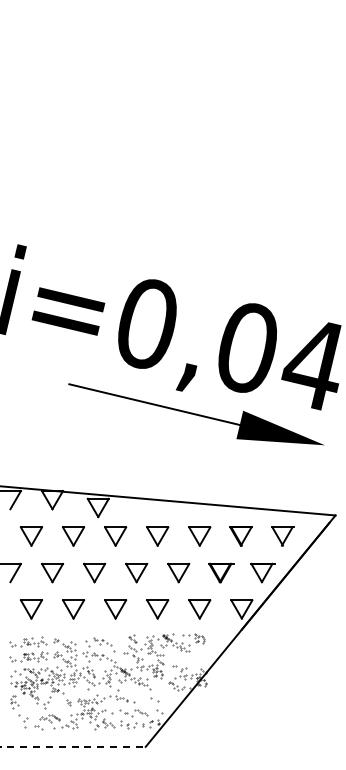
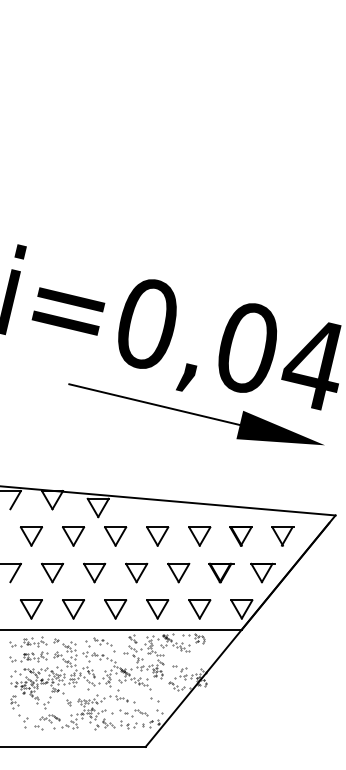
line: none -> present (121, 630)
line: dashed -> solid (73, 746)
